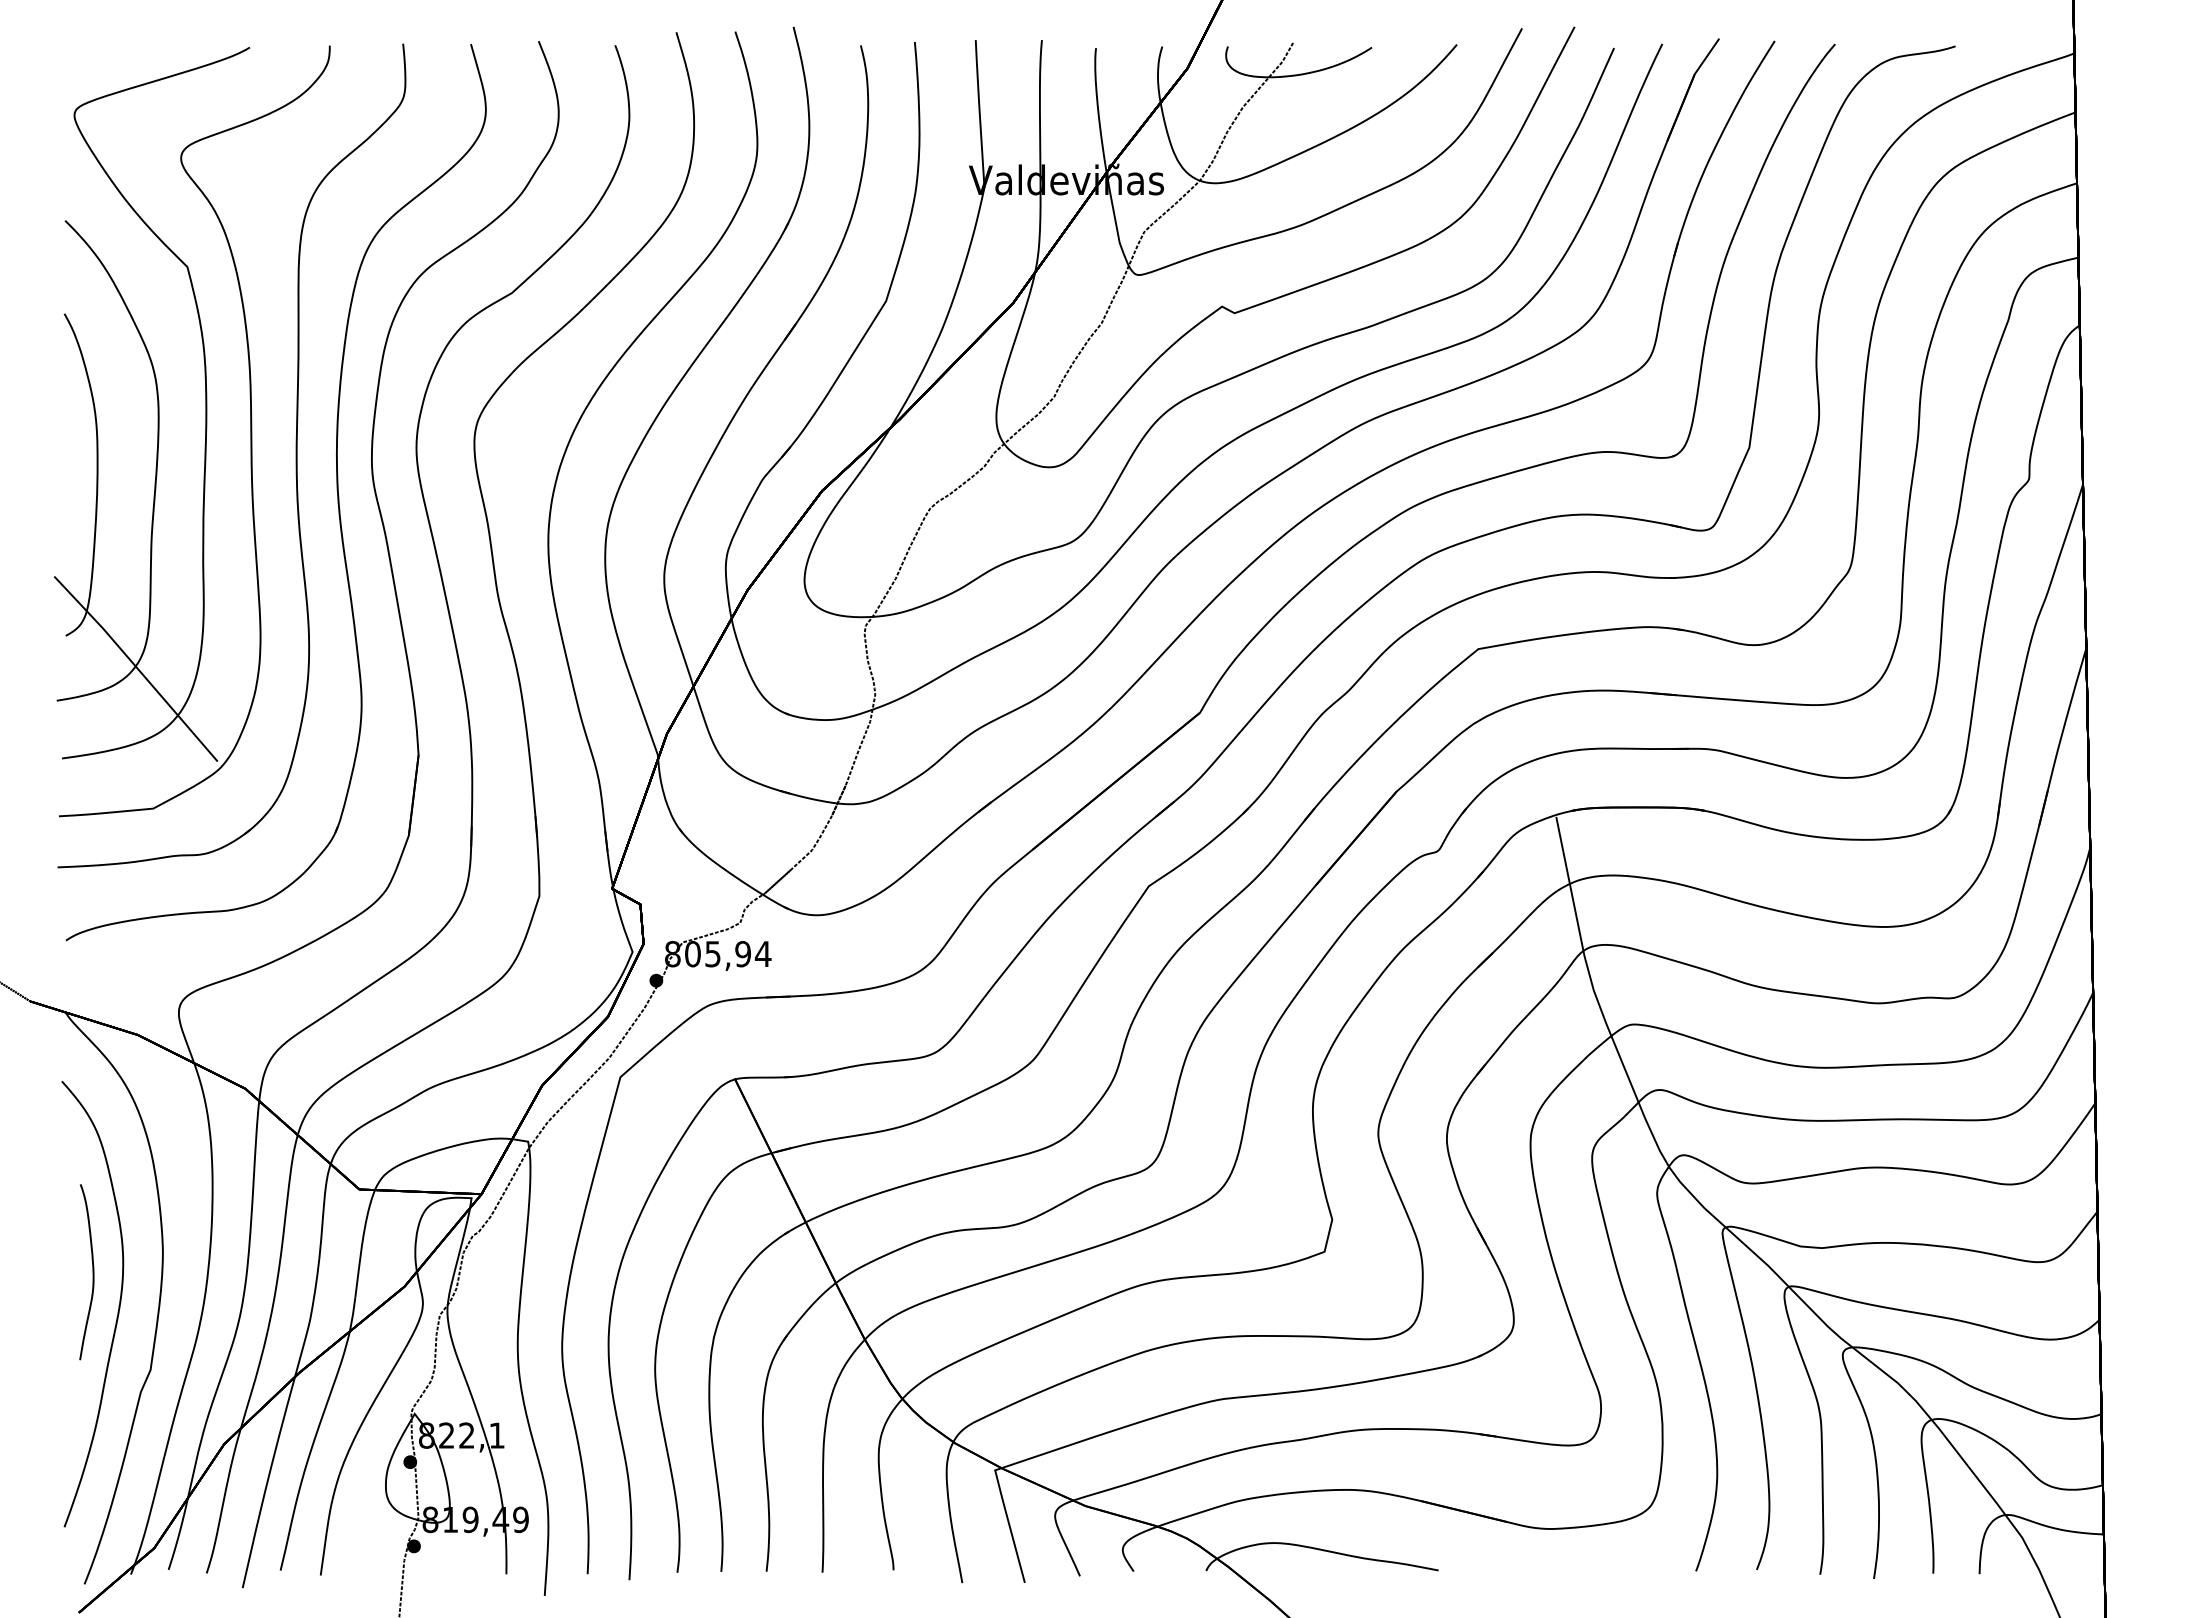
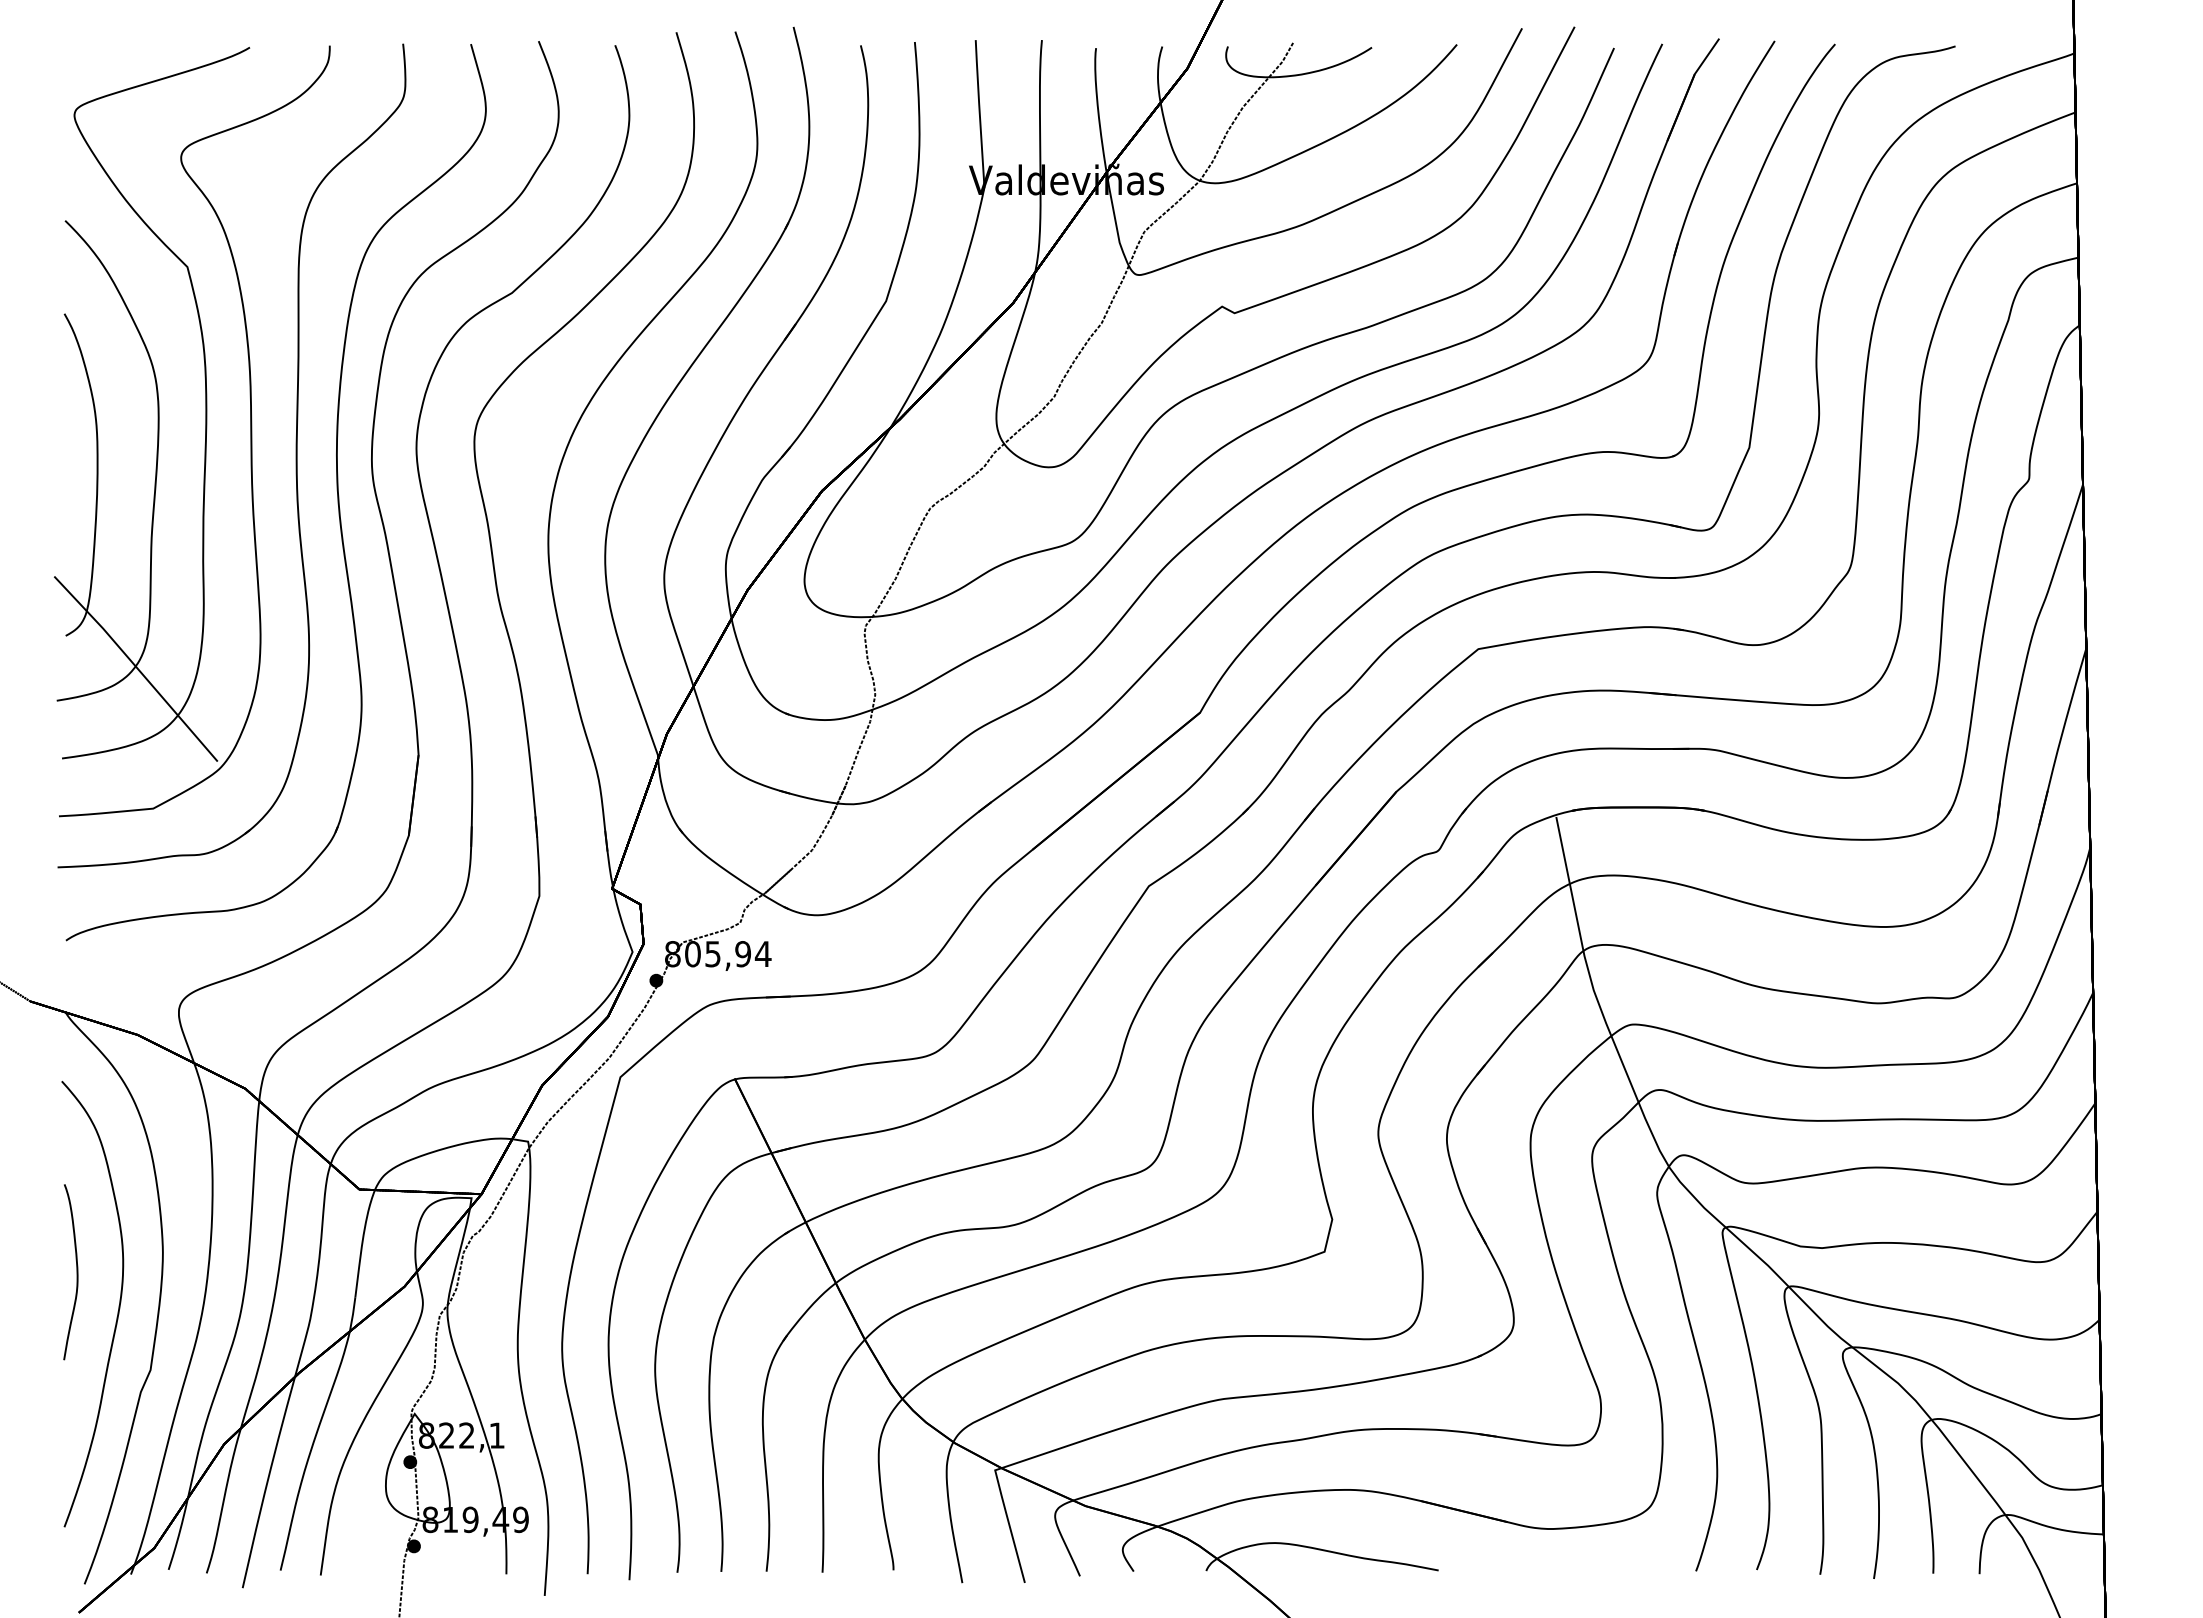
part position: (86, 1272) -> (70, 1272) (70, 1272)
